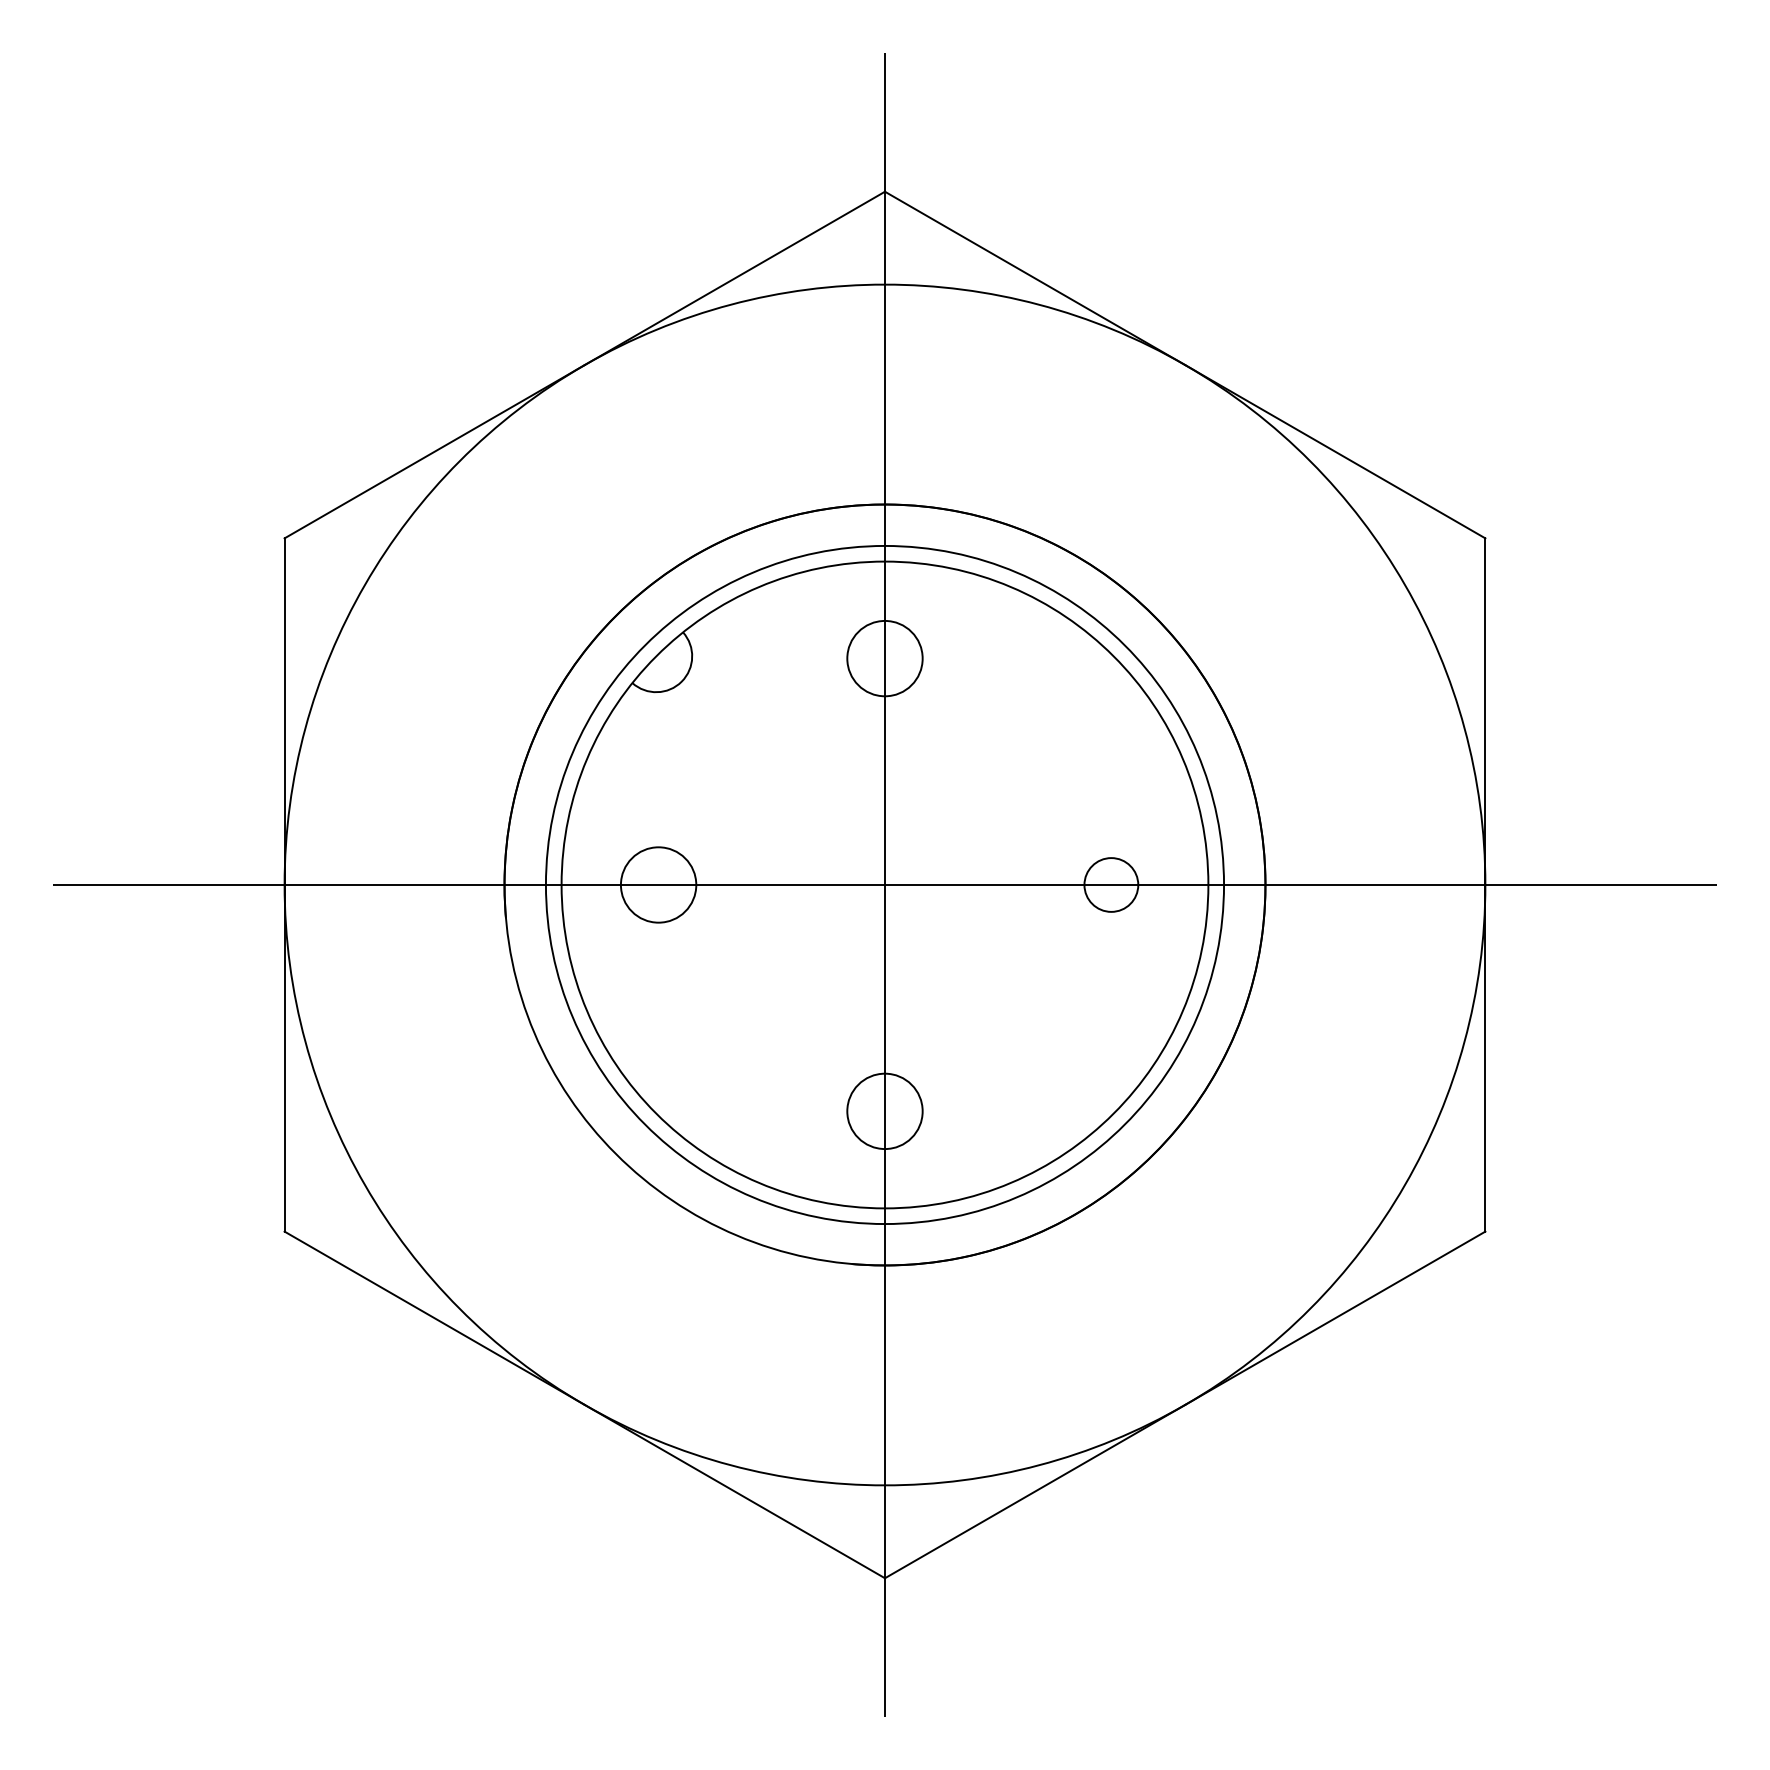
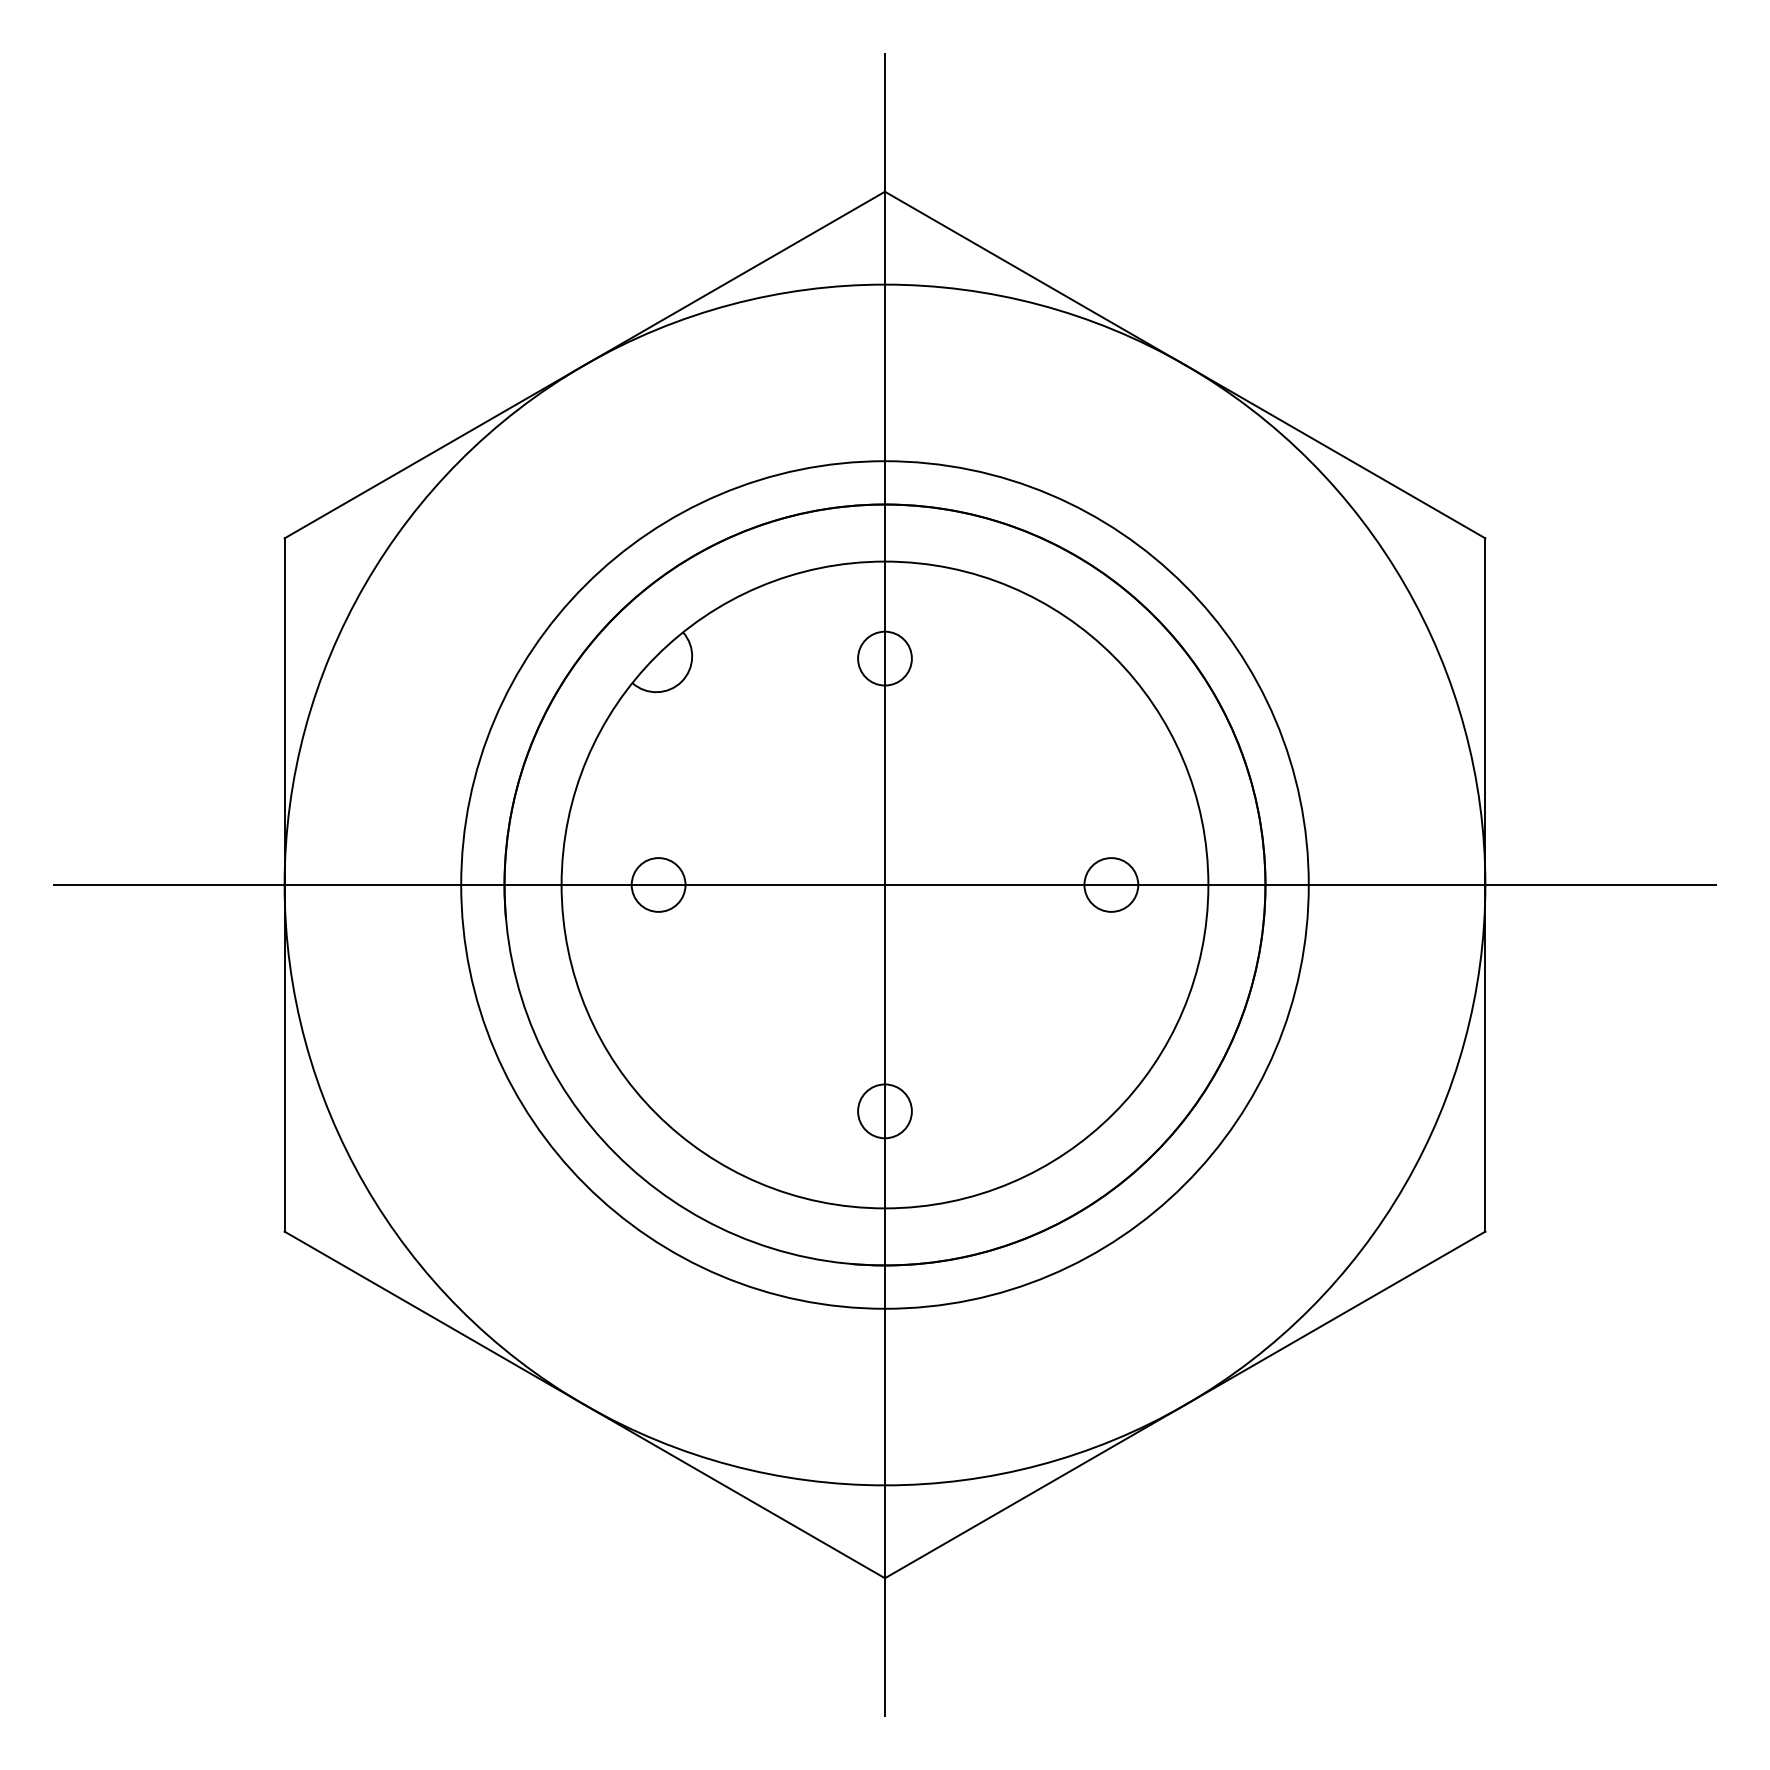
circle diameter: 75 px -> 54 px (884, 658)
circle diameter: 75 px -> 54 px (658, 884)
circle diameter: 678 px -> 848 px (884, 884)
circle diameter: 75 px -> 54 px (884, 1111)
